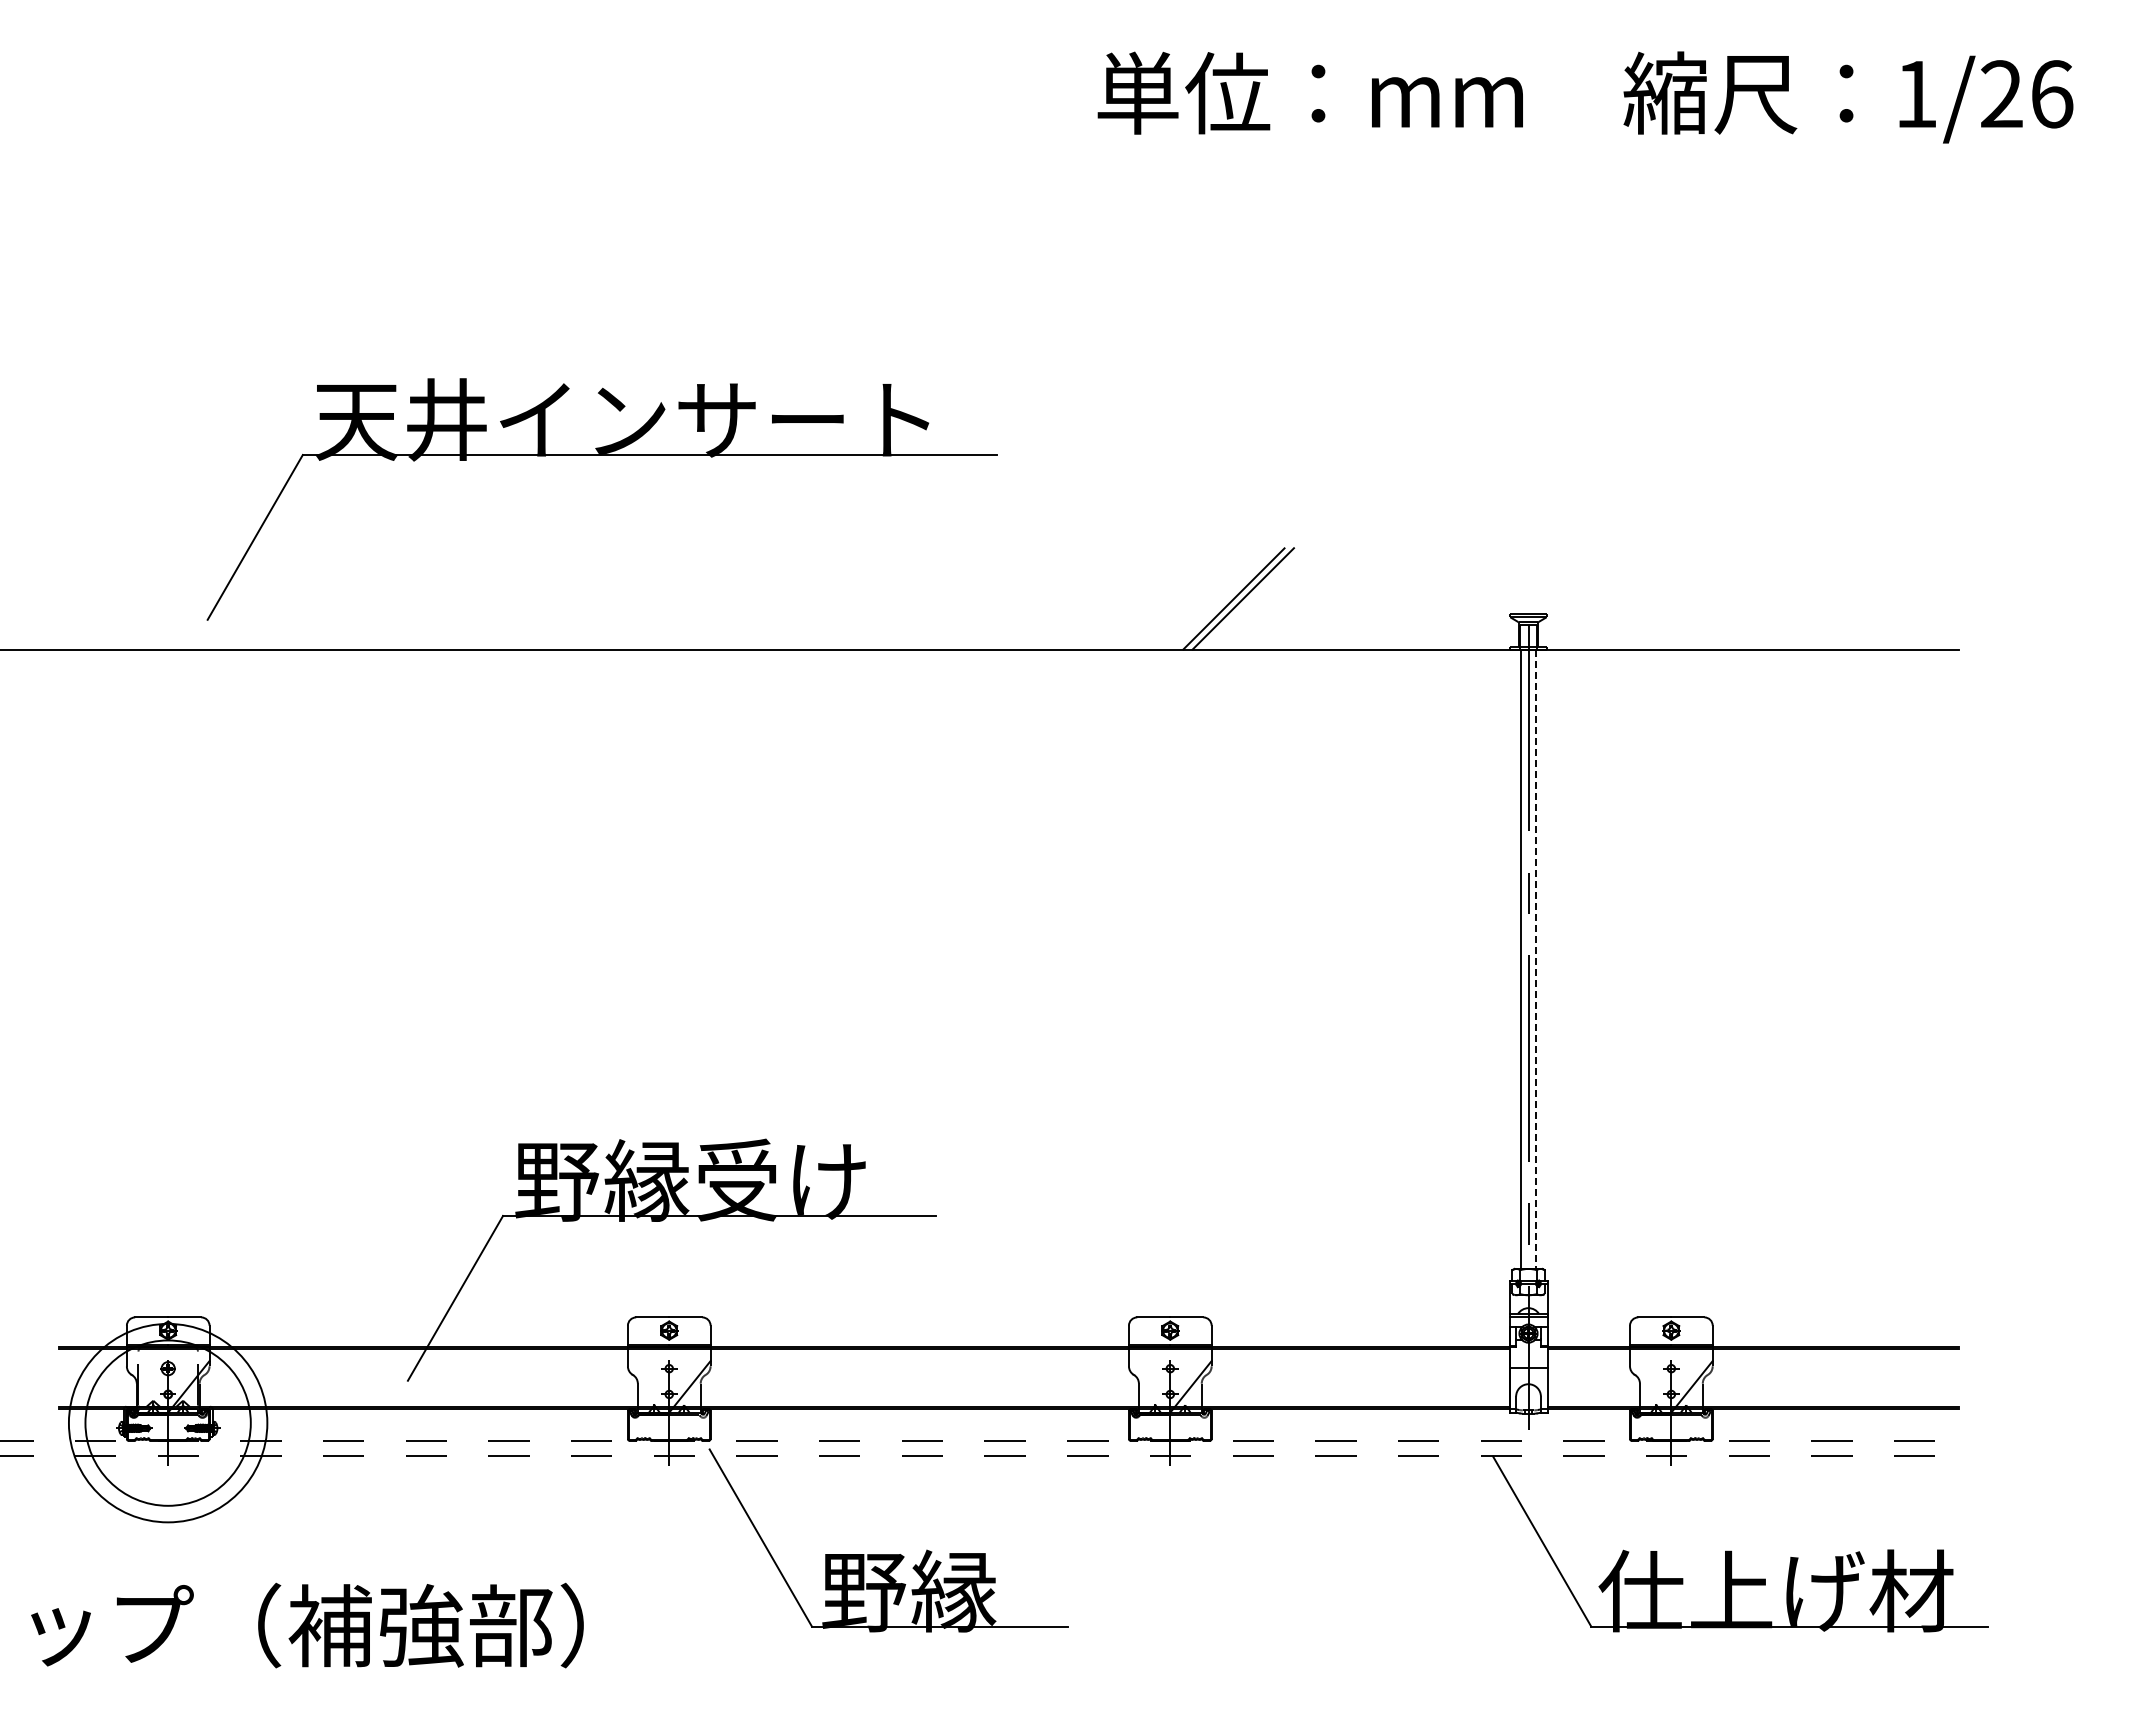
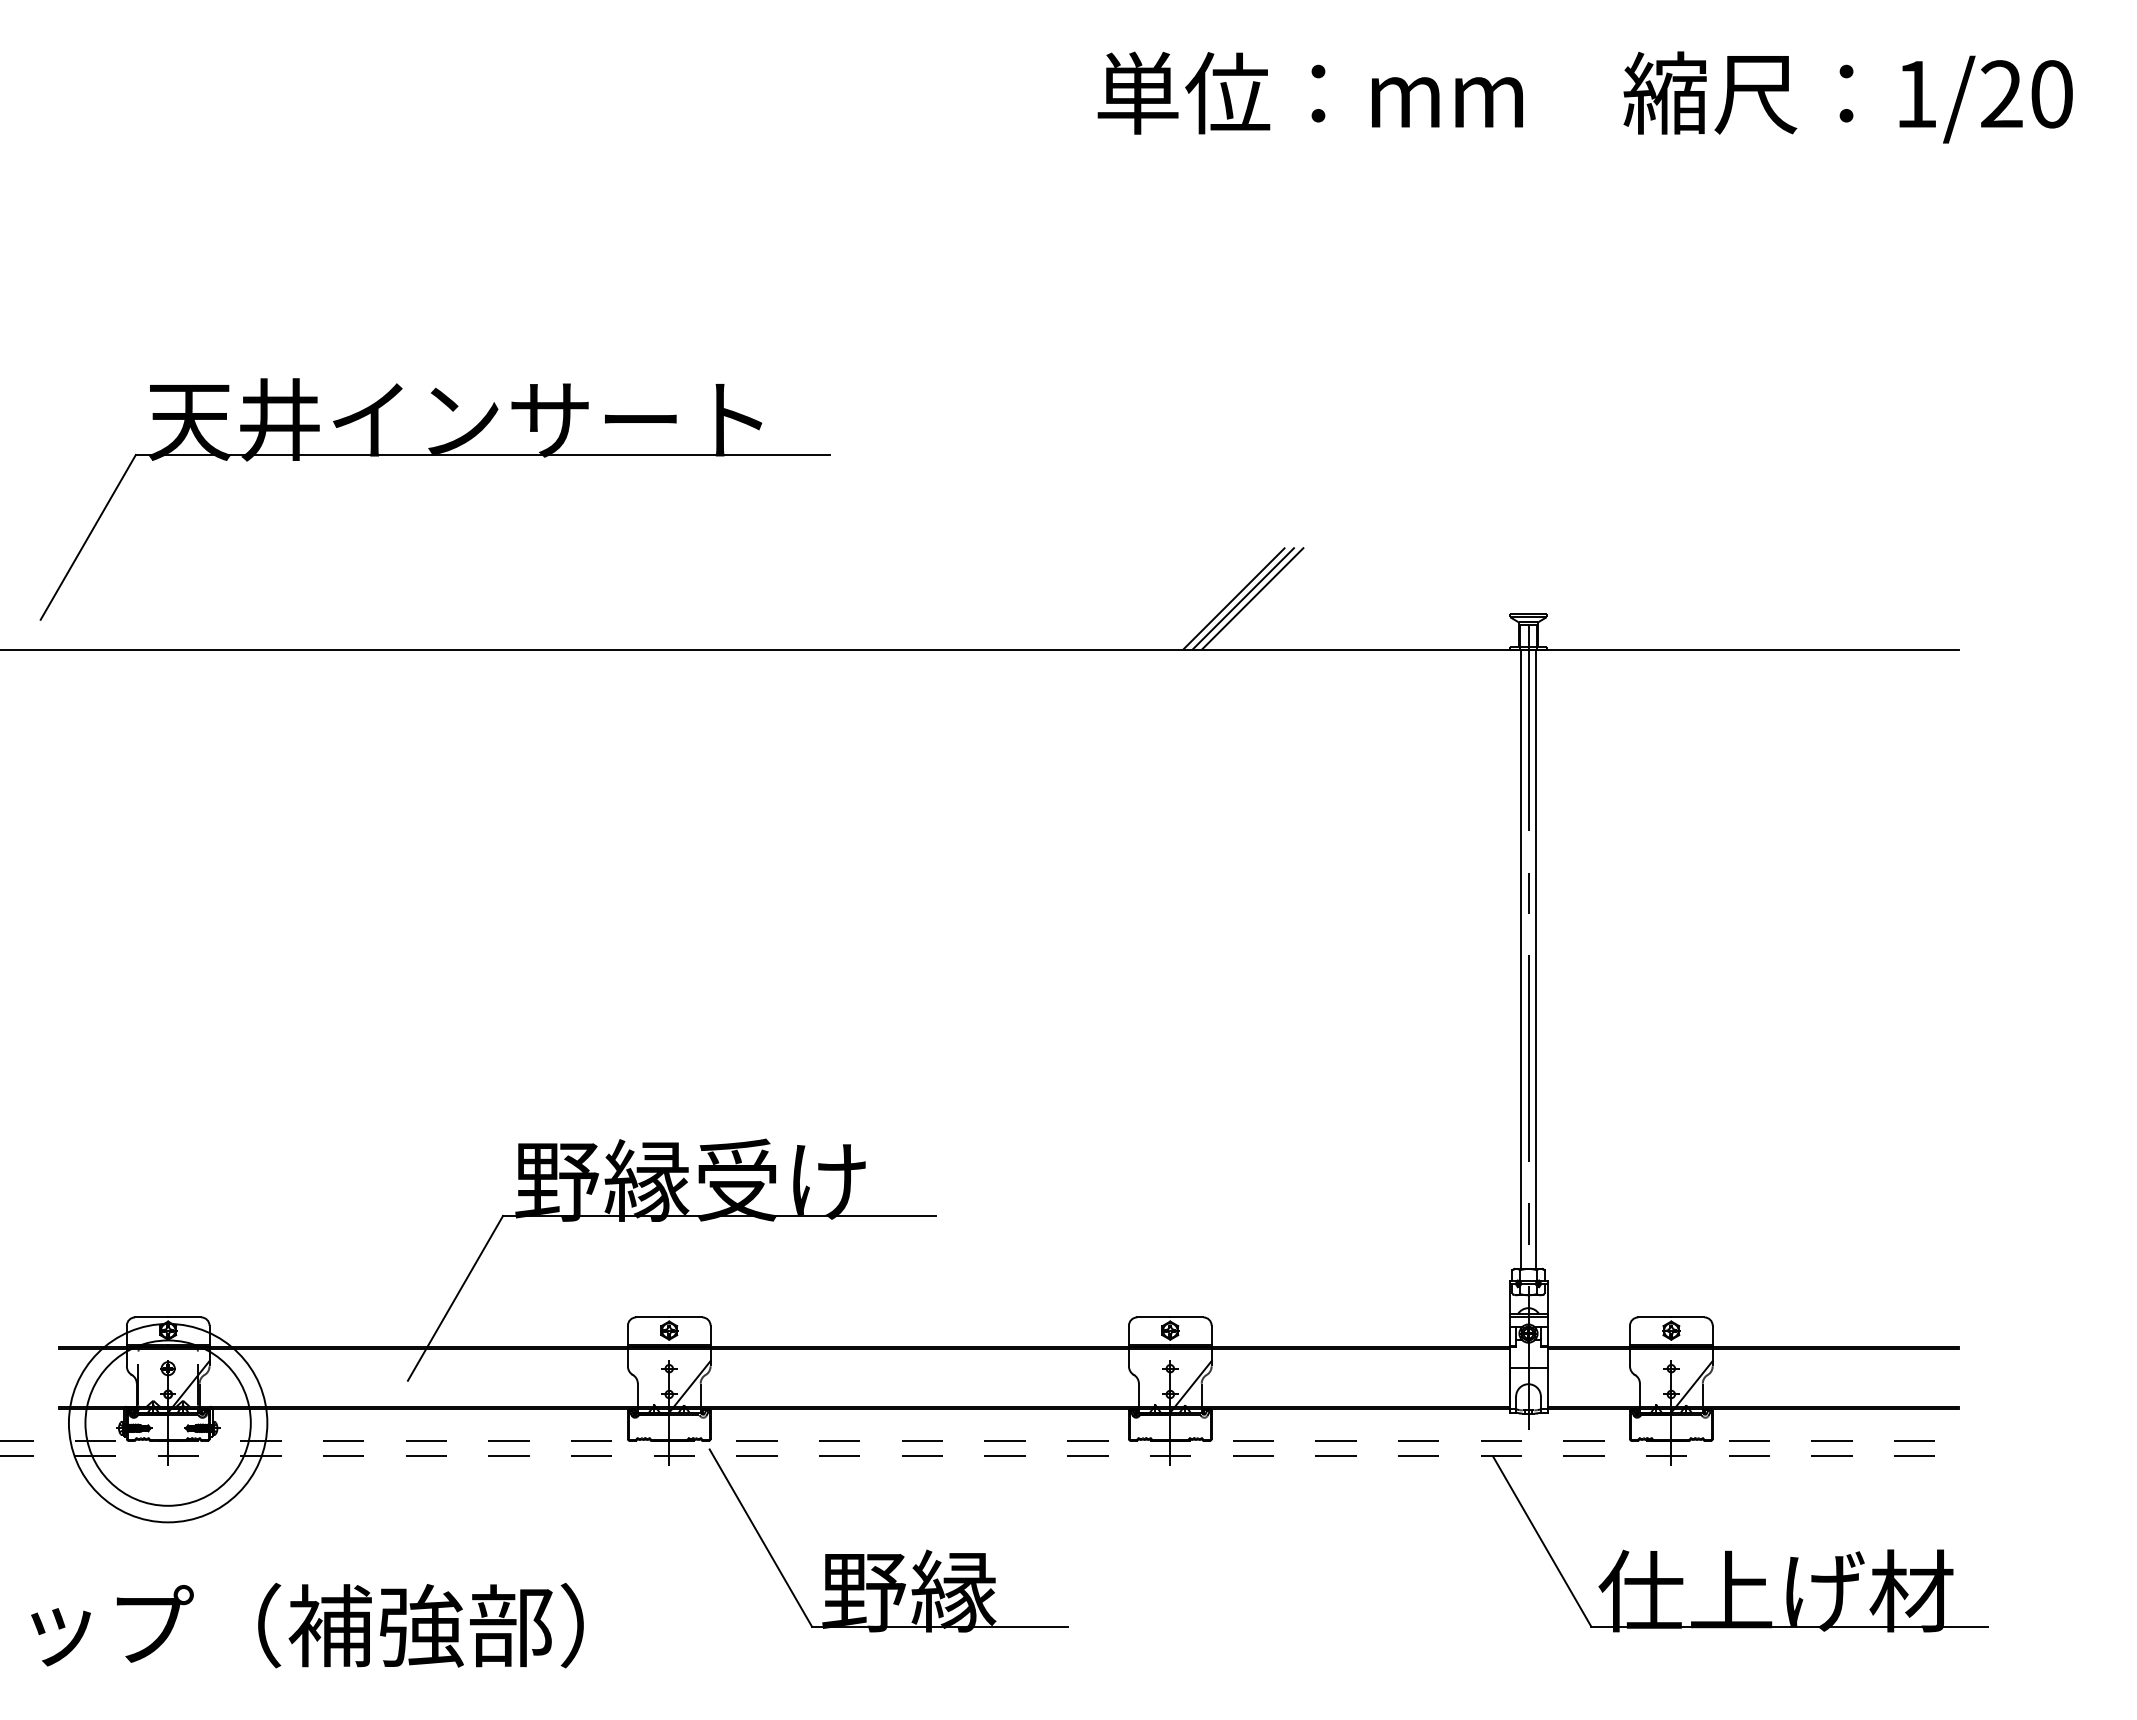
text: 1/26 -> 1/20 (2052, 94)
part position: (601, 455) -> (434, 455) (434, 455)
line: none -> present (1252, 598)
line: dashed -> solid (1535, 959)
